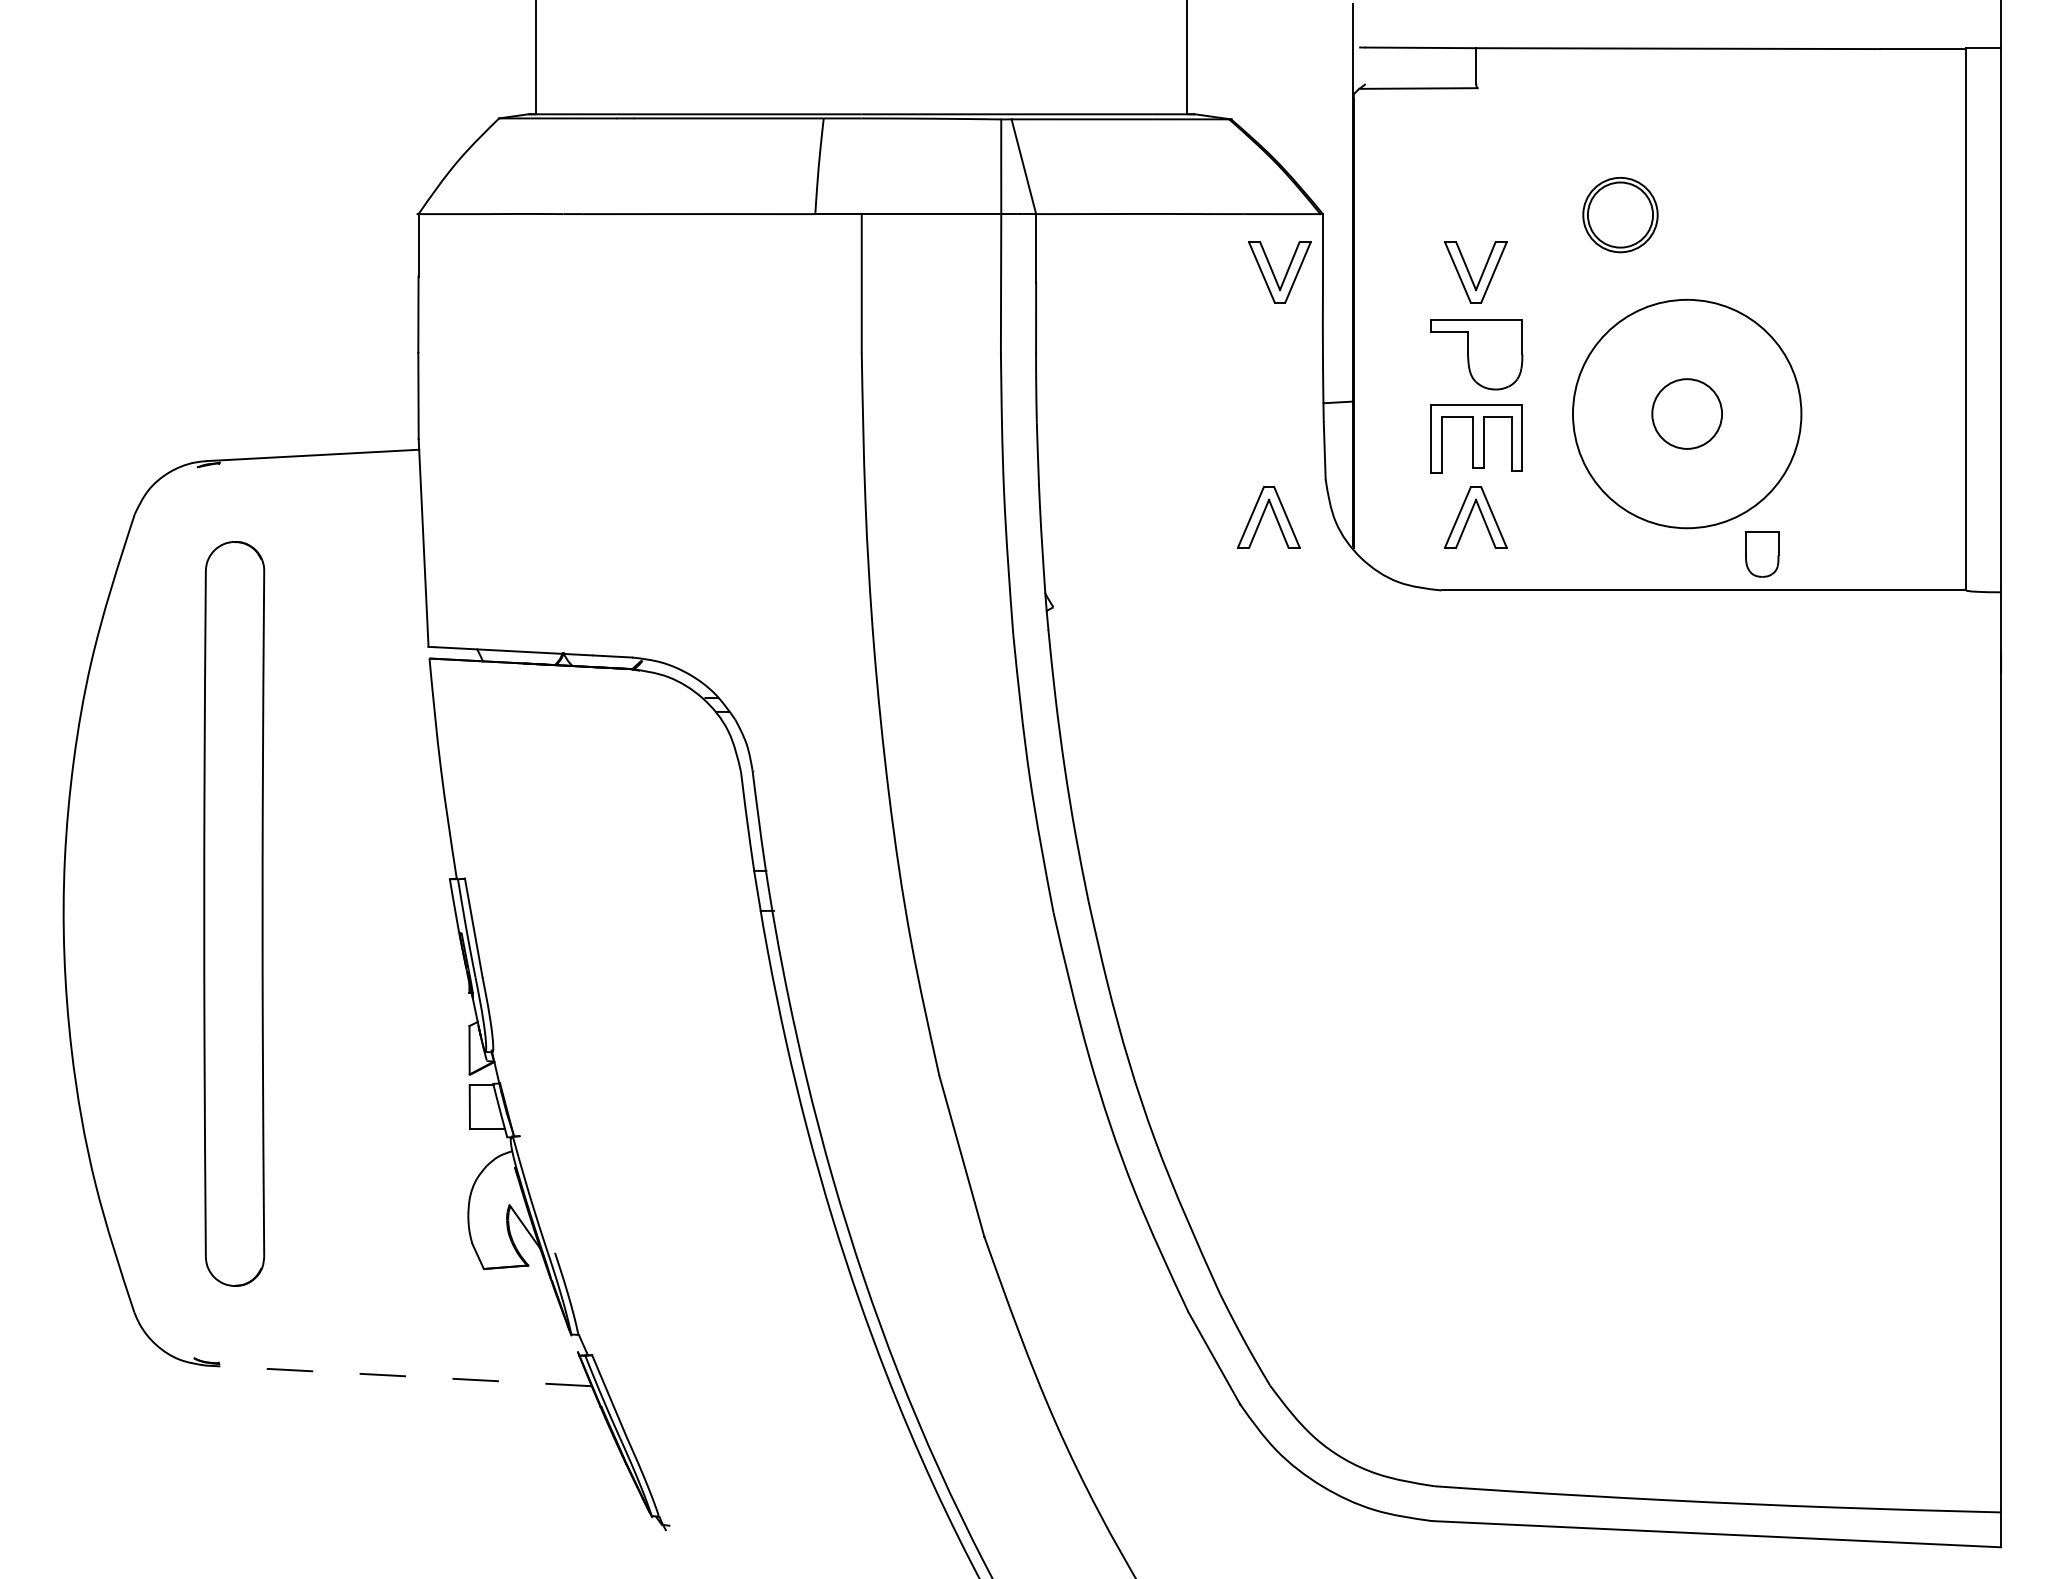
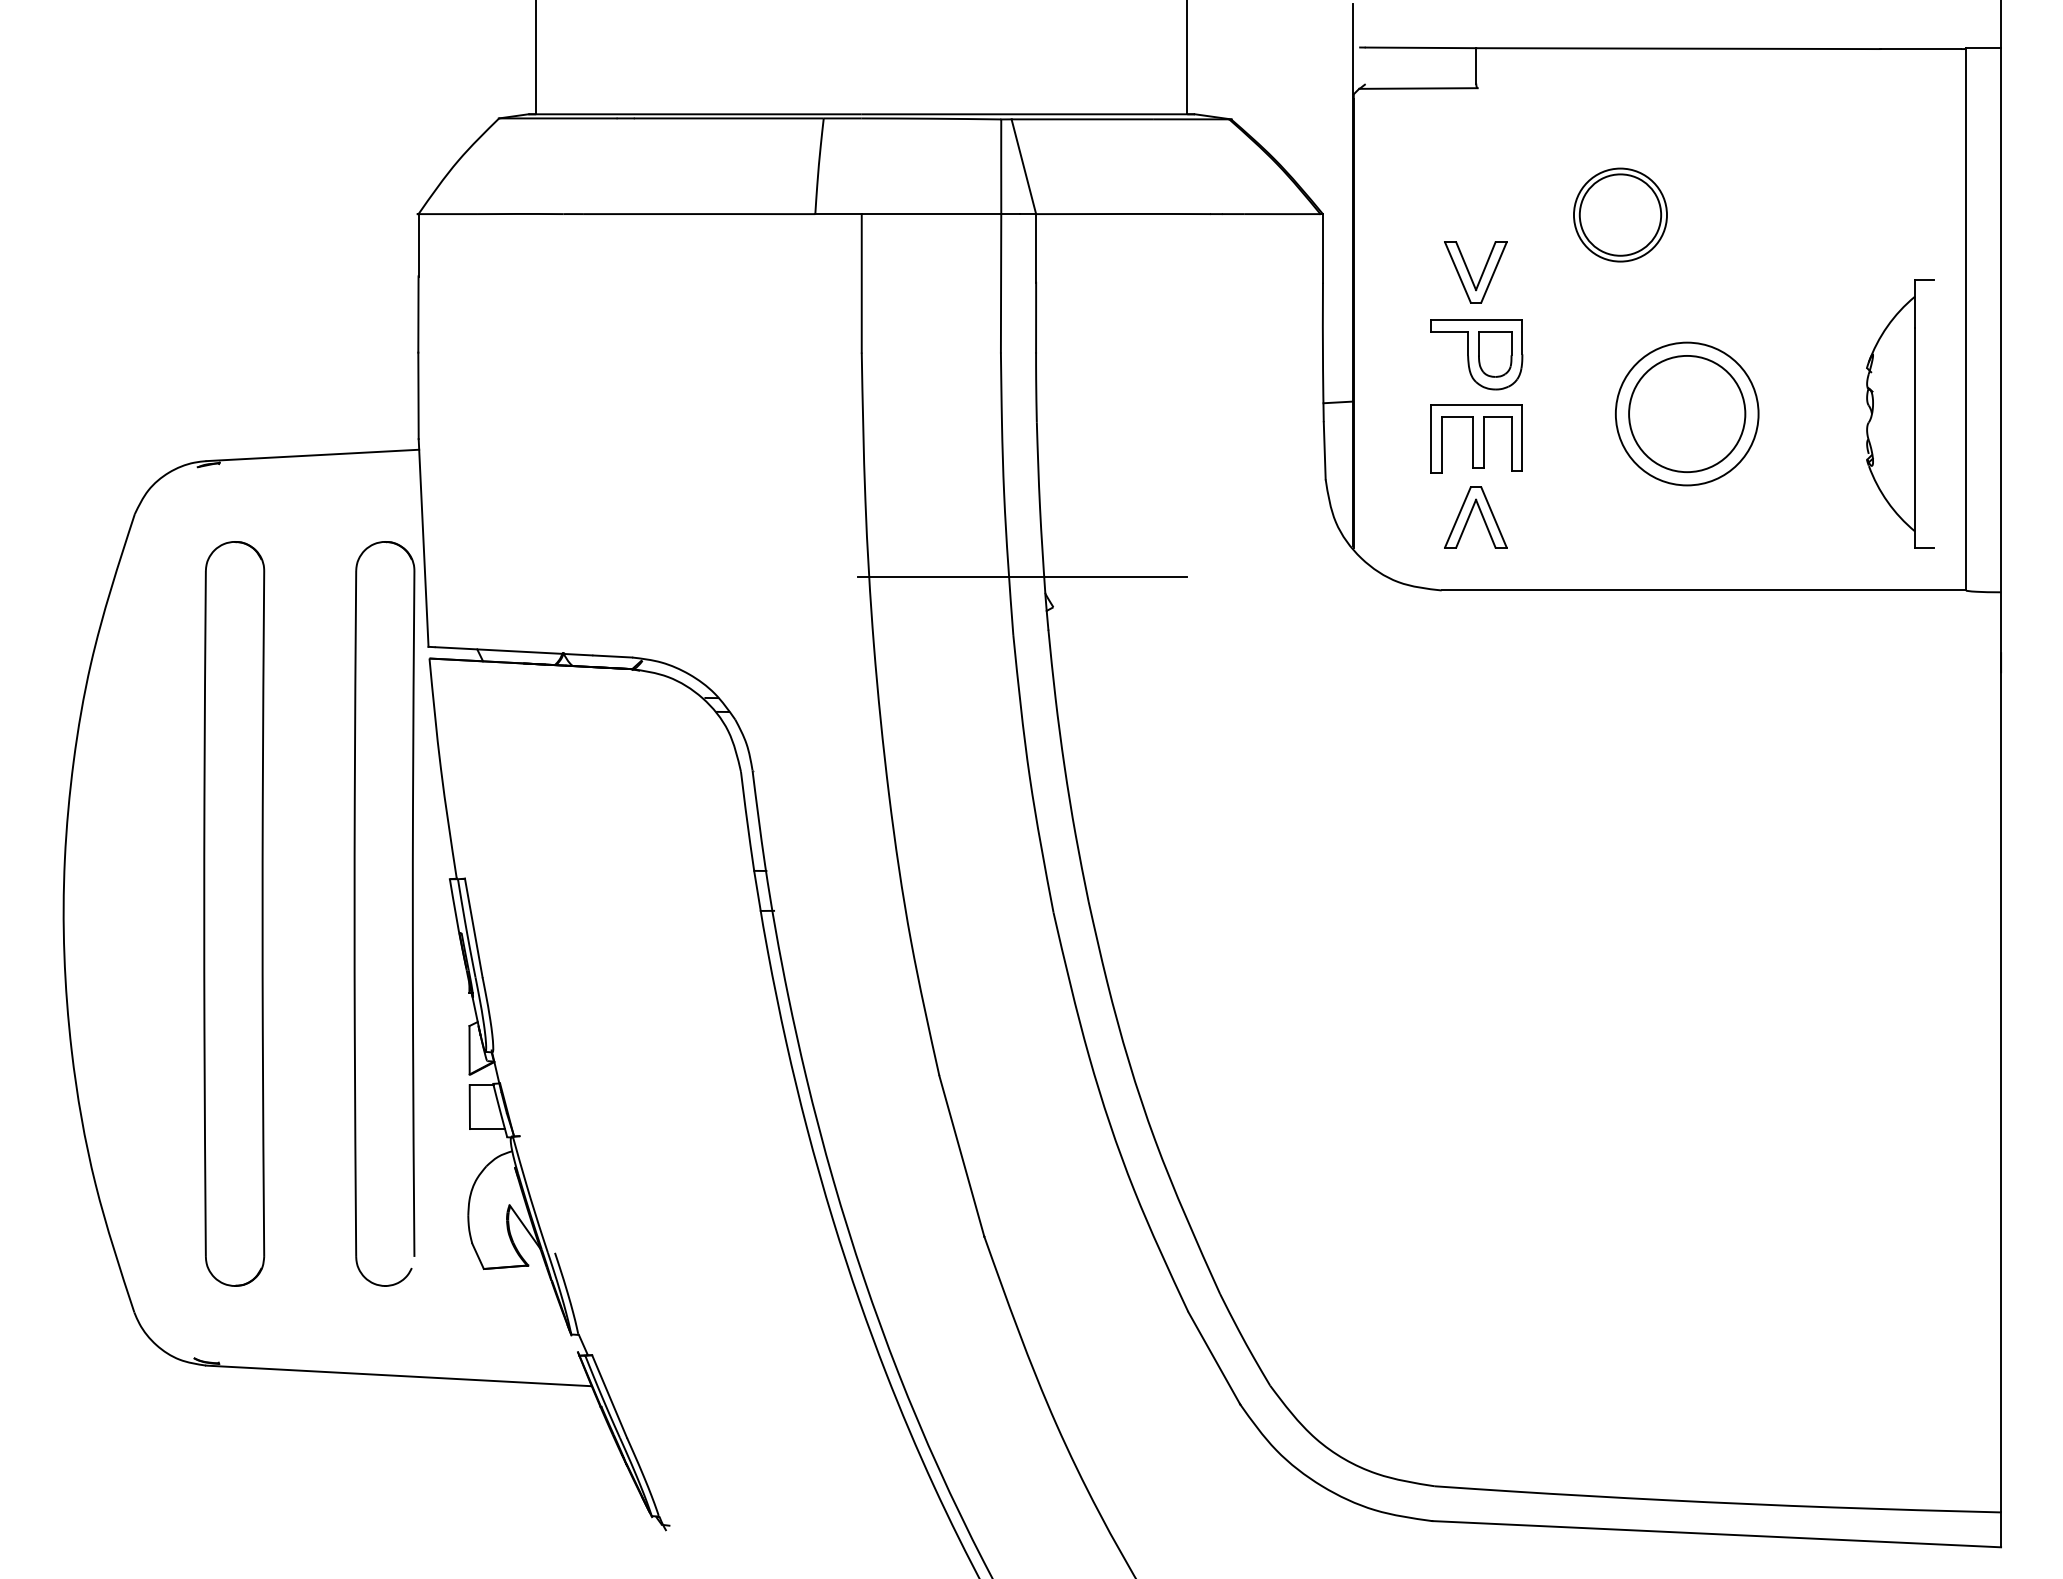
part size: 77x77 px -> 95x96 px (1620, 214)
part: present -> none (1279, 272)
circle diameter: 228 px -> 143 px (1686, 413)
circle diameter: 70 px -> 116 px (1687, 413)
part: none -> present (1900, 413)
part: present -> none (1268, 517)
part position: (1762, 554) -> (1495, 354) (1495, 354)
line: none -> present (1022, 576)
part: none -> present (412, 913)
line: dashed -> solid (398, 1375)
